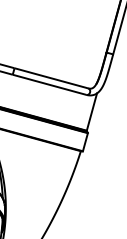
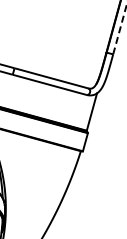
line: solid -> dashed (120, 29)
